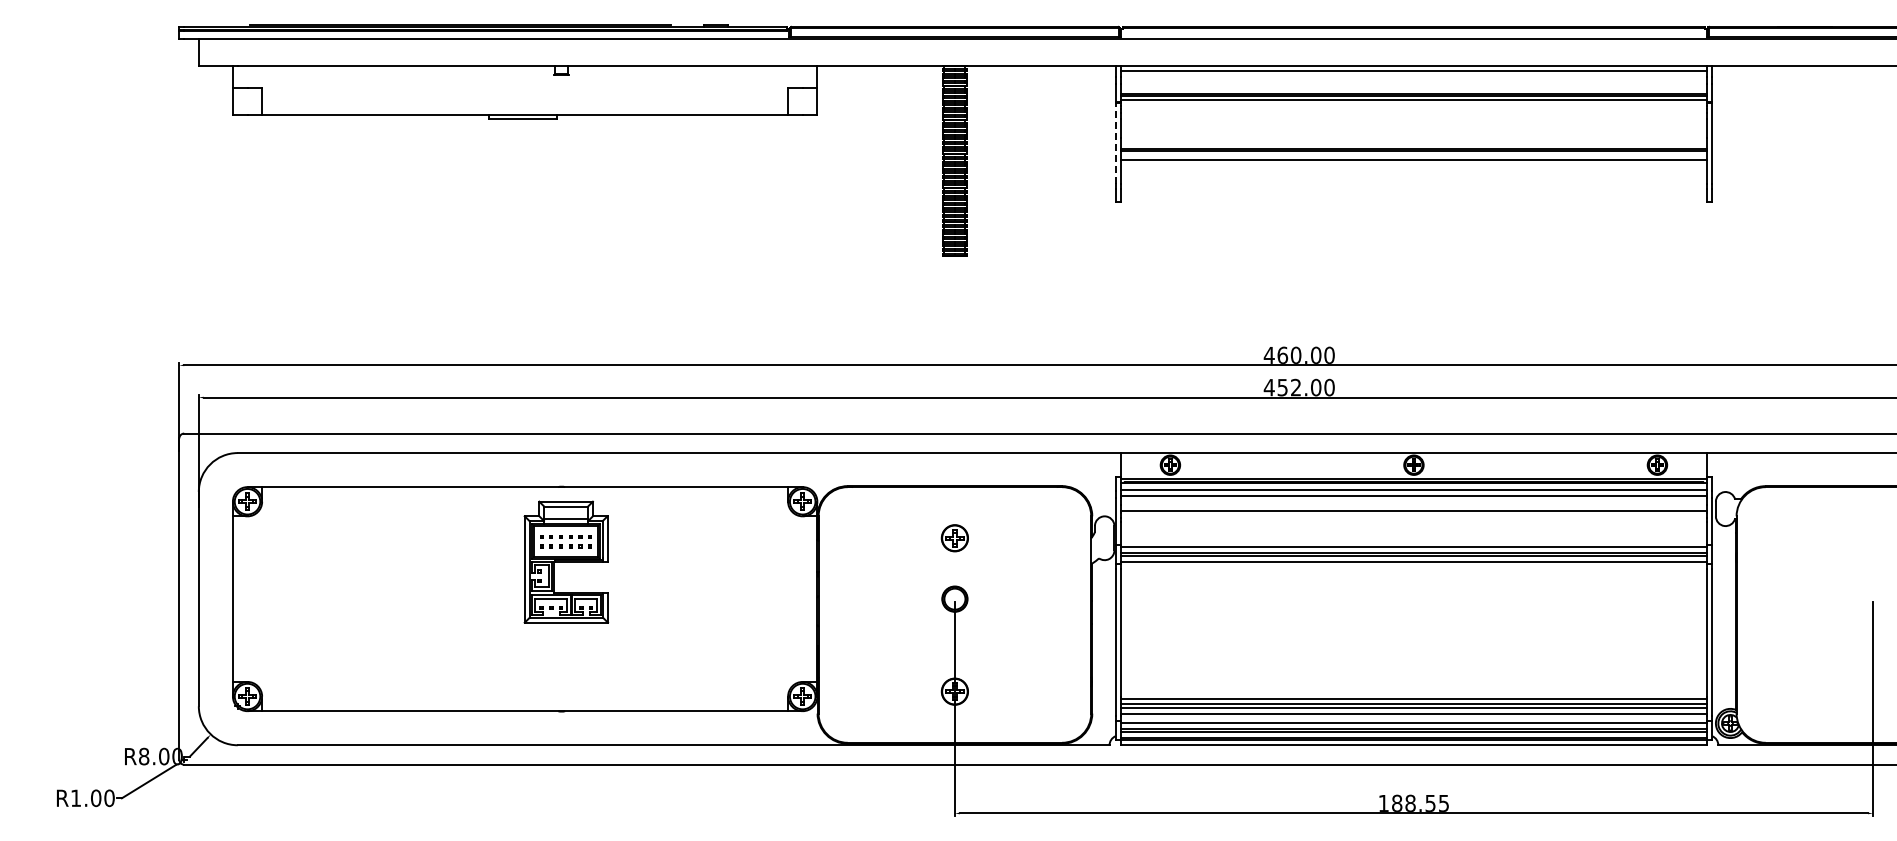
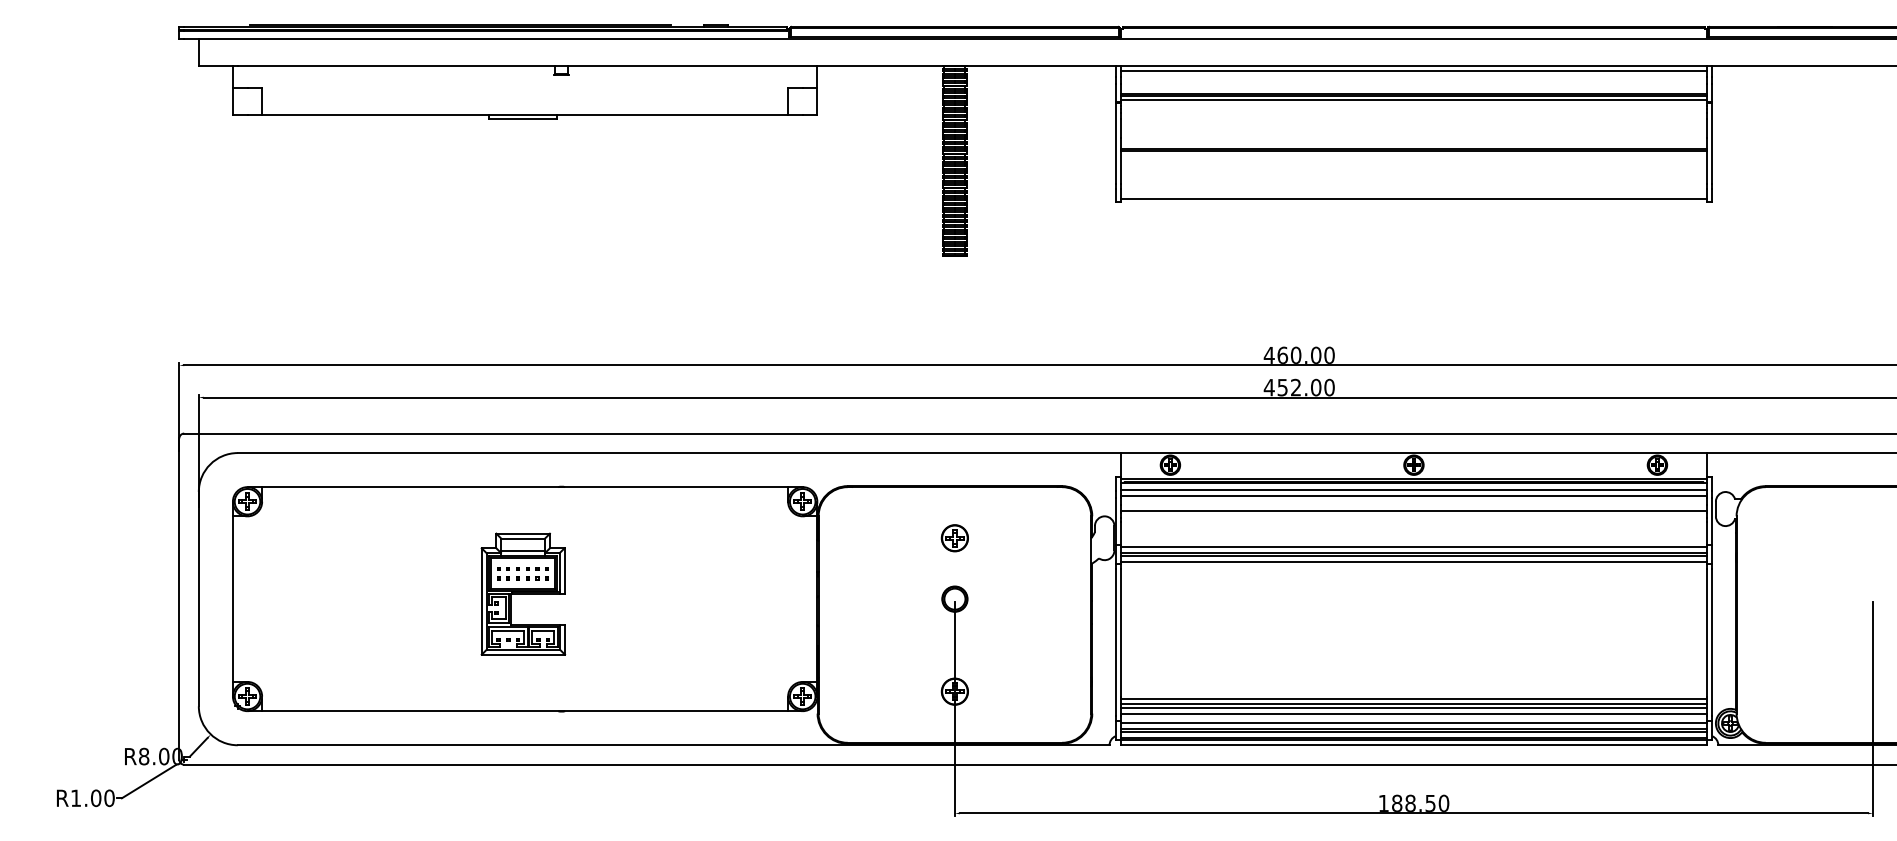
line: dashed -> solid (1115, 143)
line position: (1413, 159) -> (1413, 198) (1413, 198)
part position: (566, 561) -> (523, 593) (523, 593)
text: 188.55 -> 188.50 (1443, 802)
